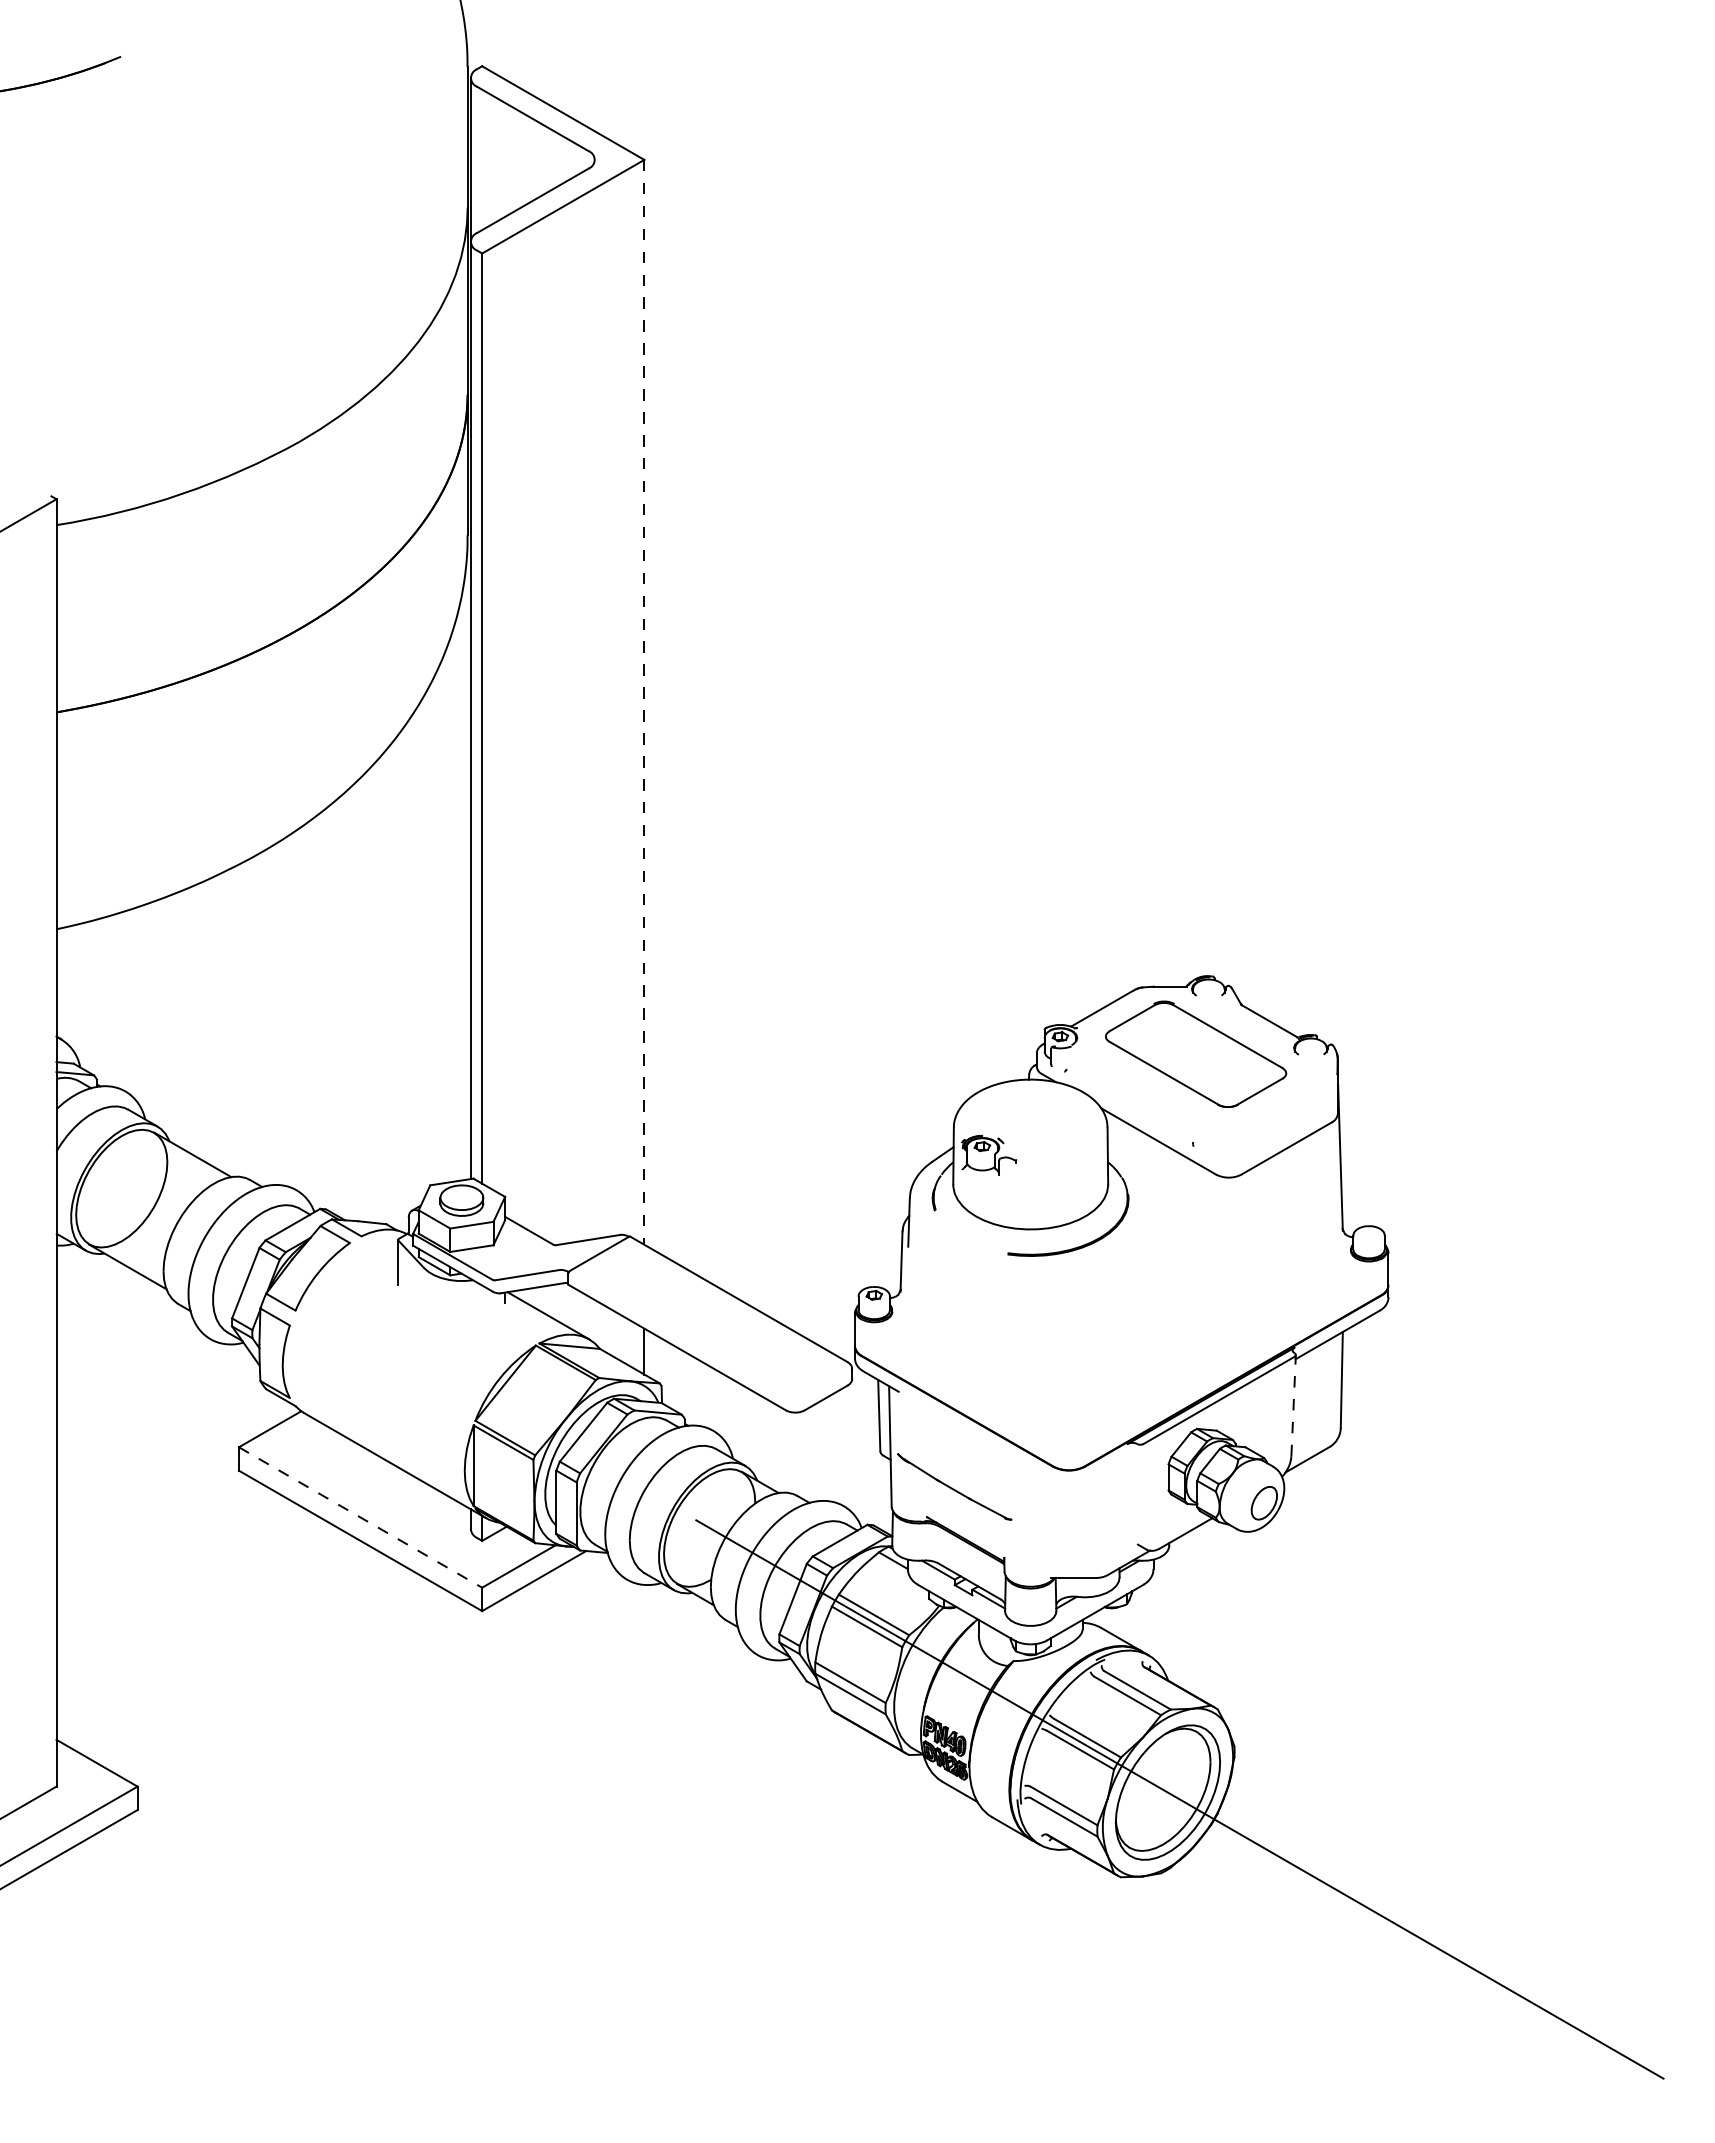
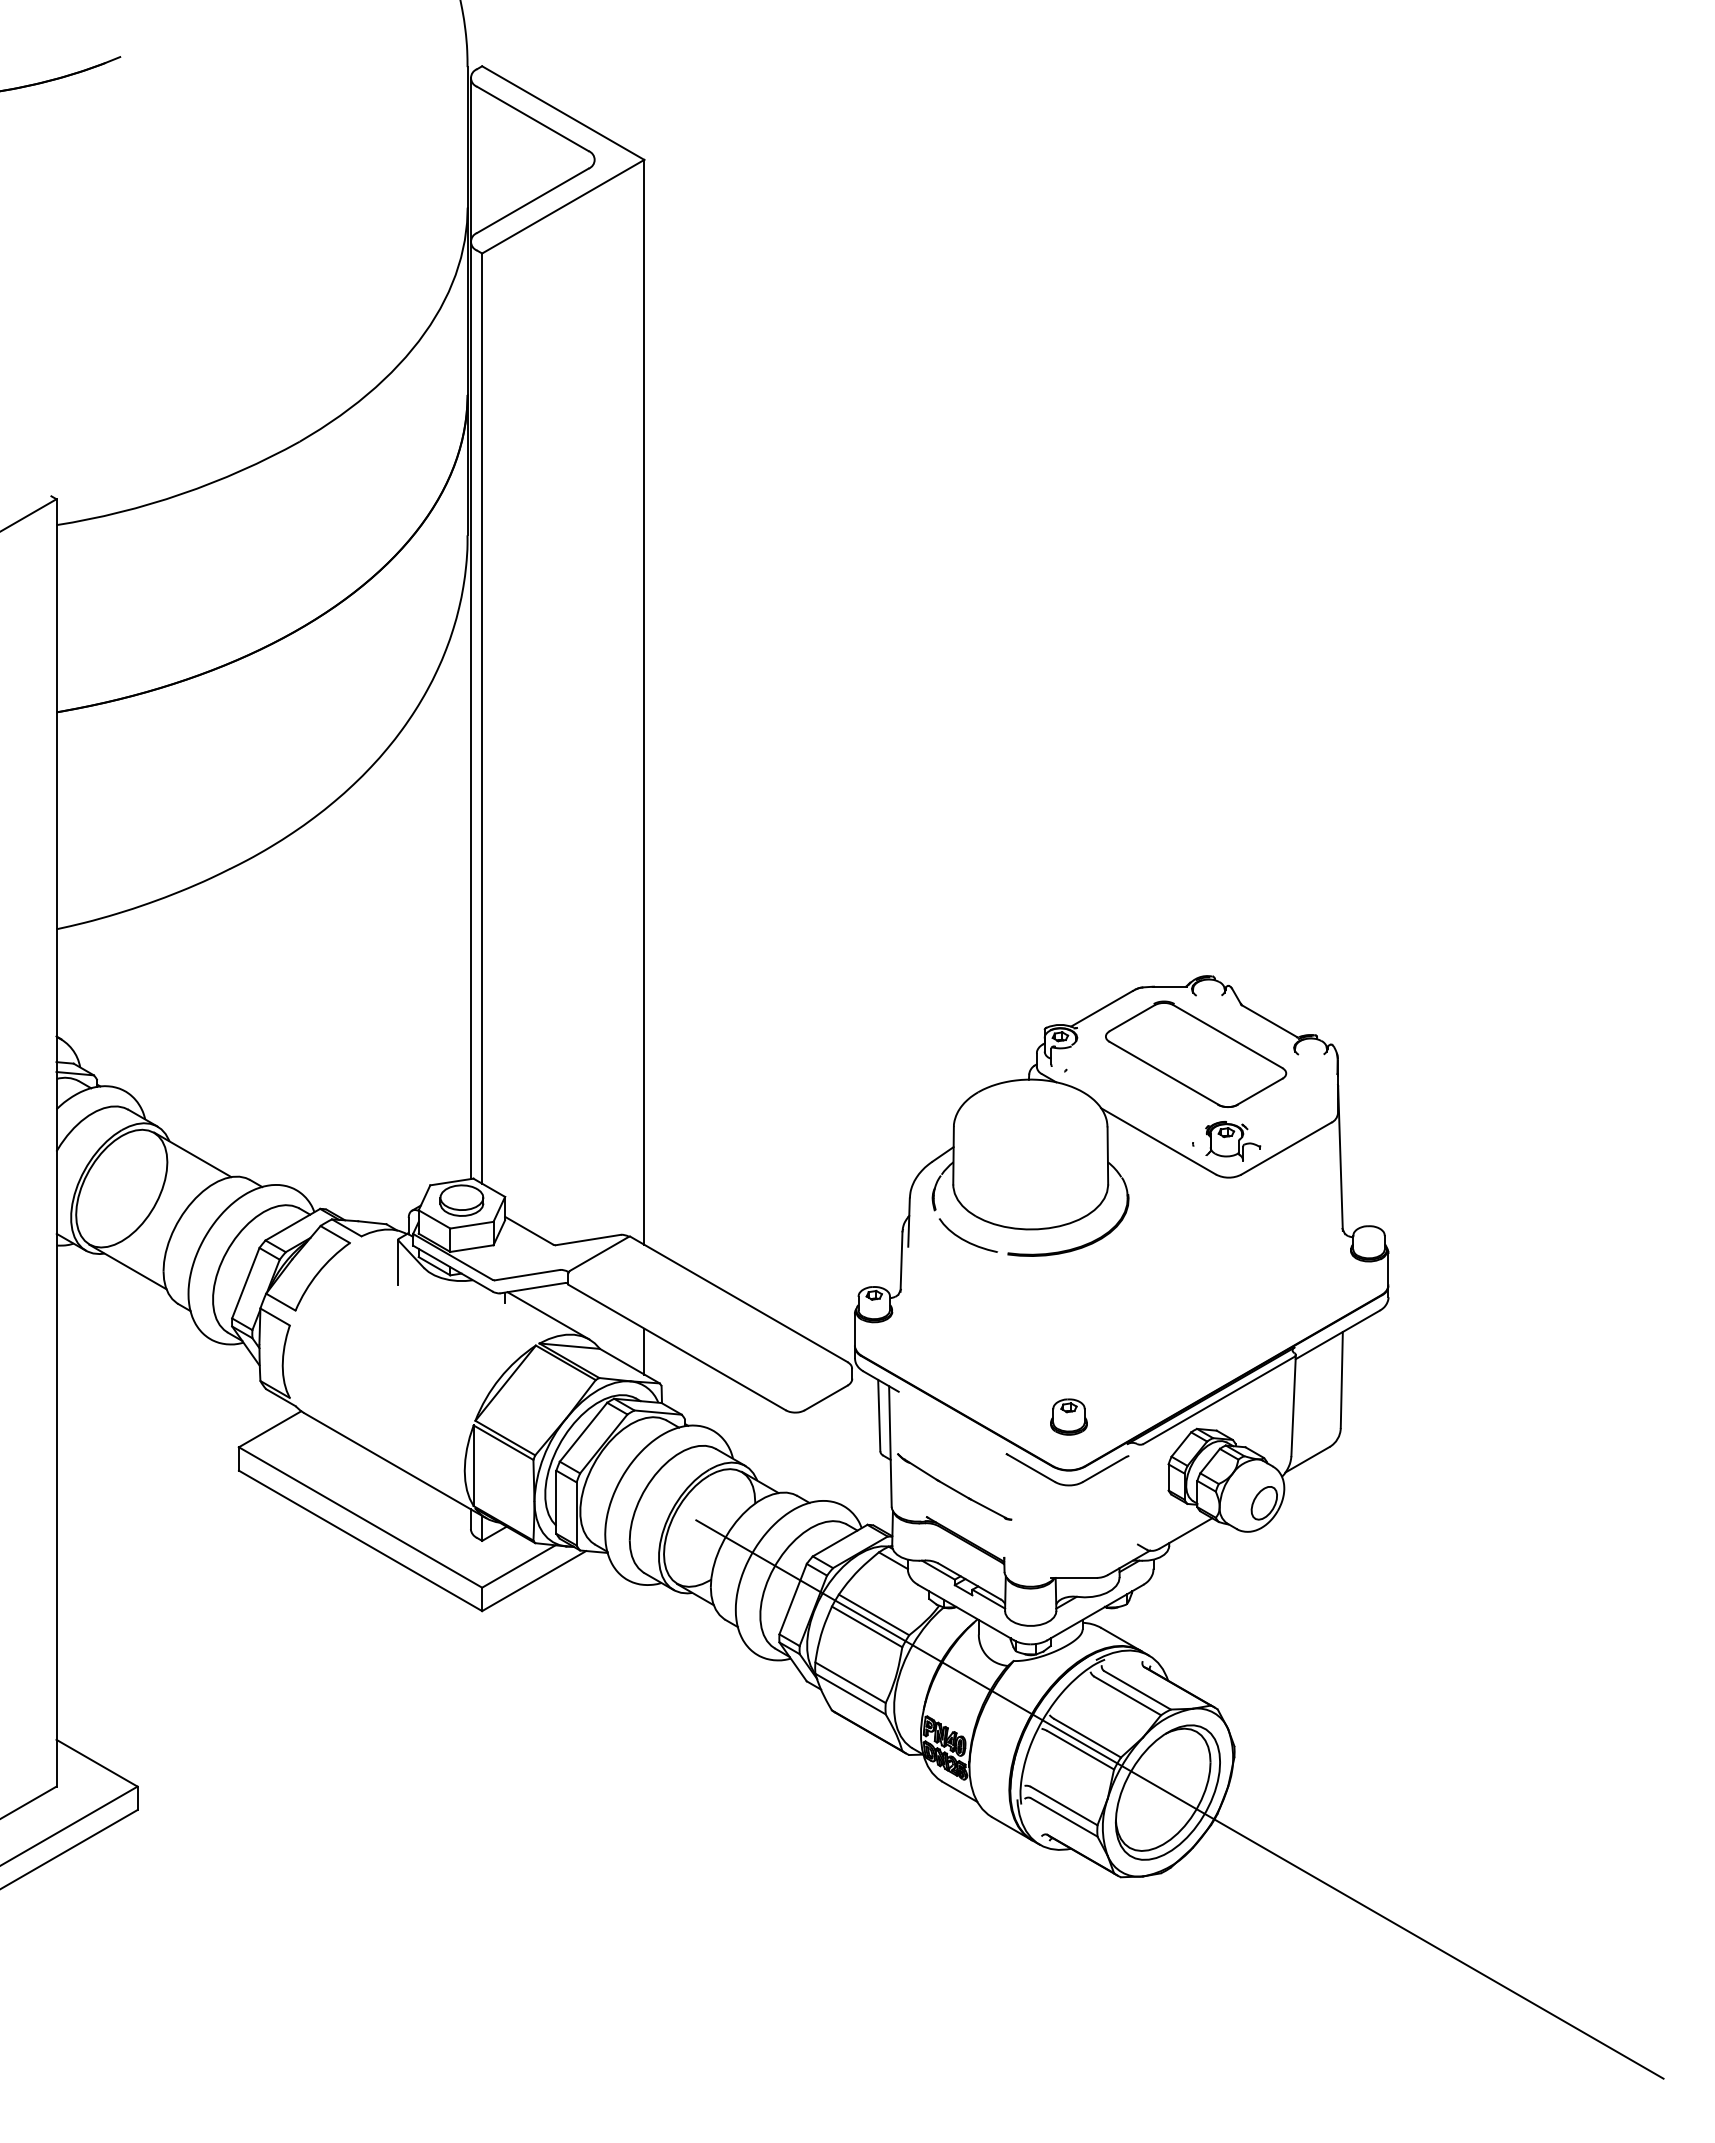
line: dashed -> solid (644, 702)
part position: (989, 1155) -> (1233, 1141) (1233, 1141)
part: none -> present (968, 1235)
line: dashed -> solid (1293, 1405)
part: none -> present (1068, 1416)
part: none -> present (1062, 1483)
line: dashed -> solid (360, 1517)
